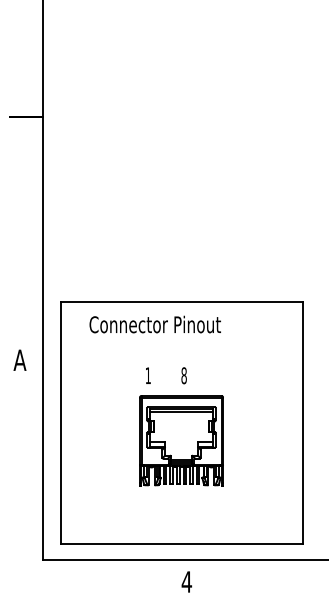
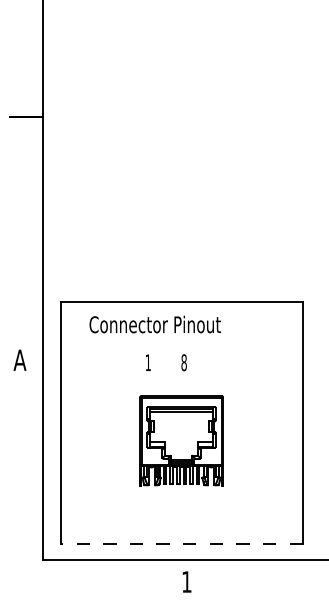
text position: (166, 375) -> (166, 362) (166, 362)
line: solid -> dashed (181, 543)
text: 4 -> 1 (186, 581)
